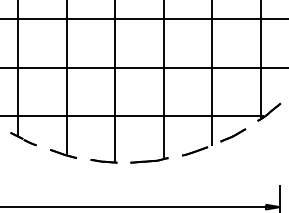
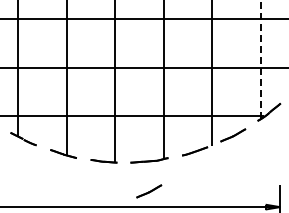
line: solid -> dashed (260, 59)
line: none -> present (149, 191)
